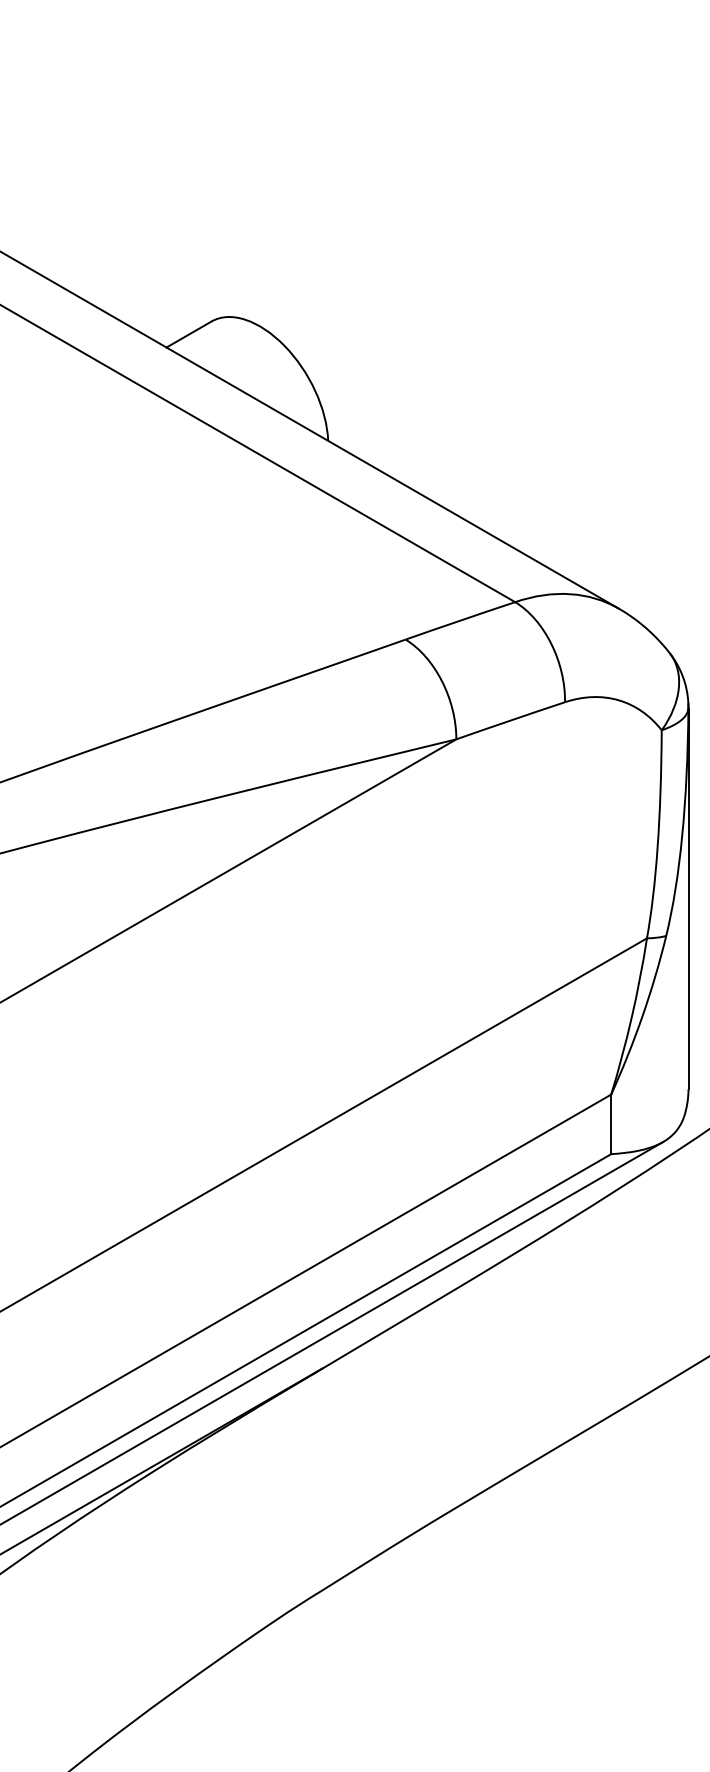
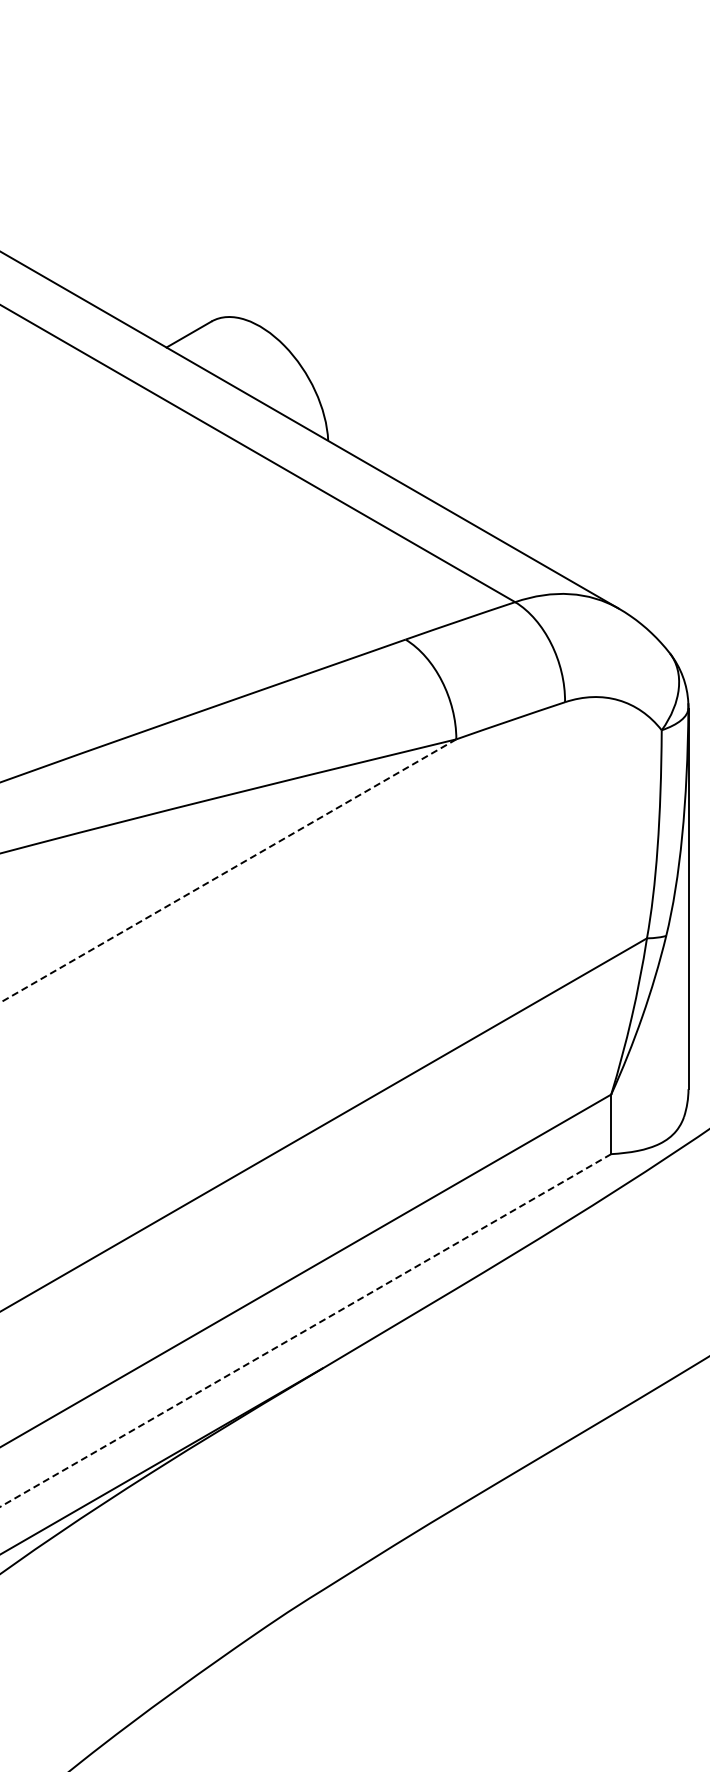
line: solid -> dashed (227, 871)
line: solid -> dashed (305, 1330)
line: present -> none (332, 1332)
